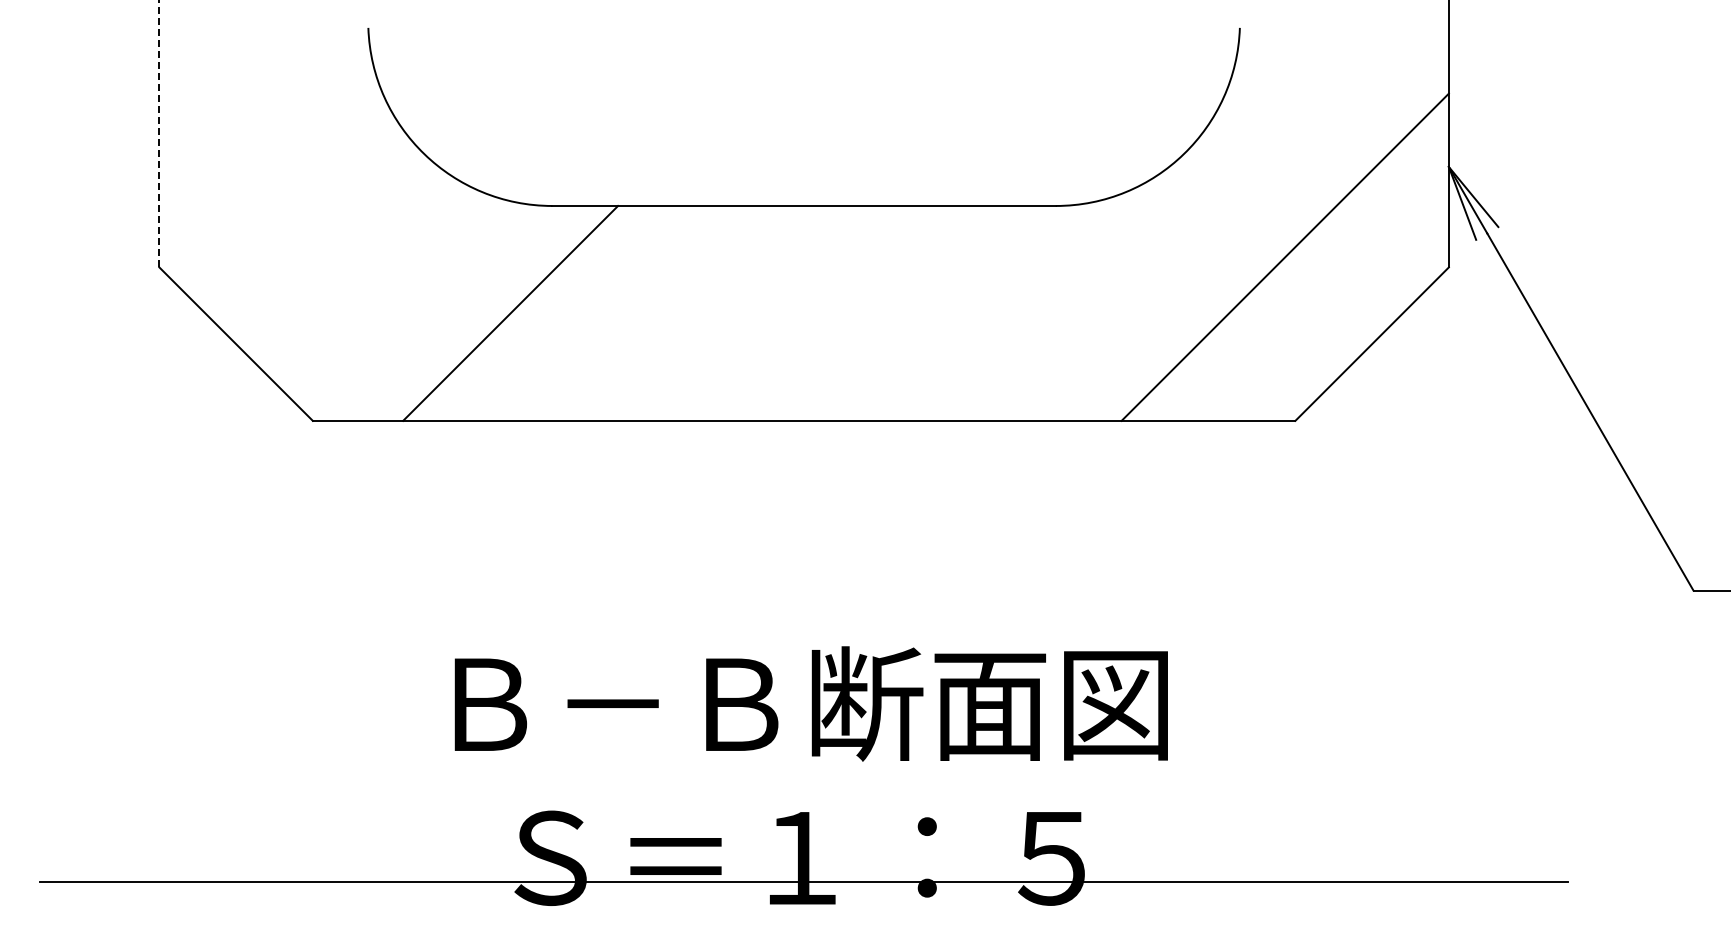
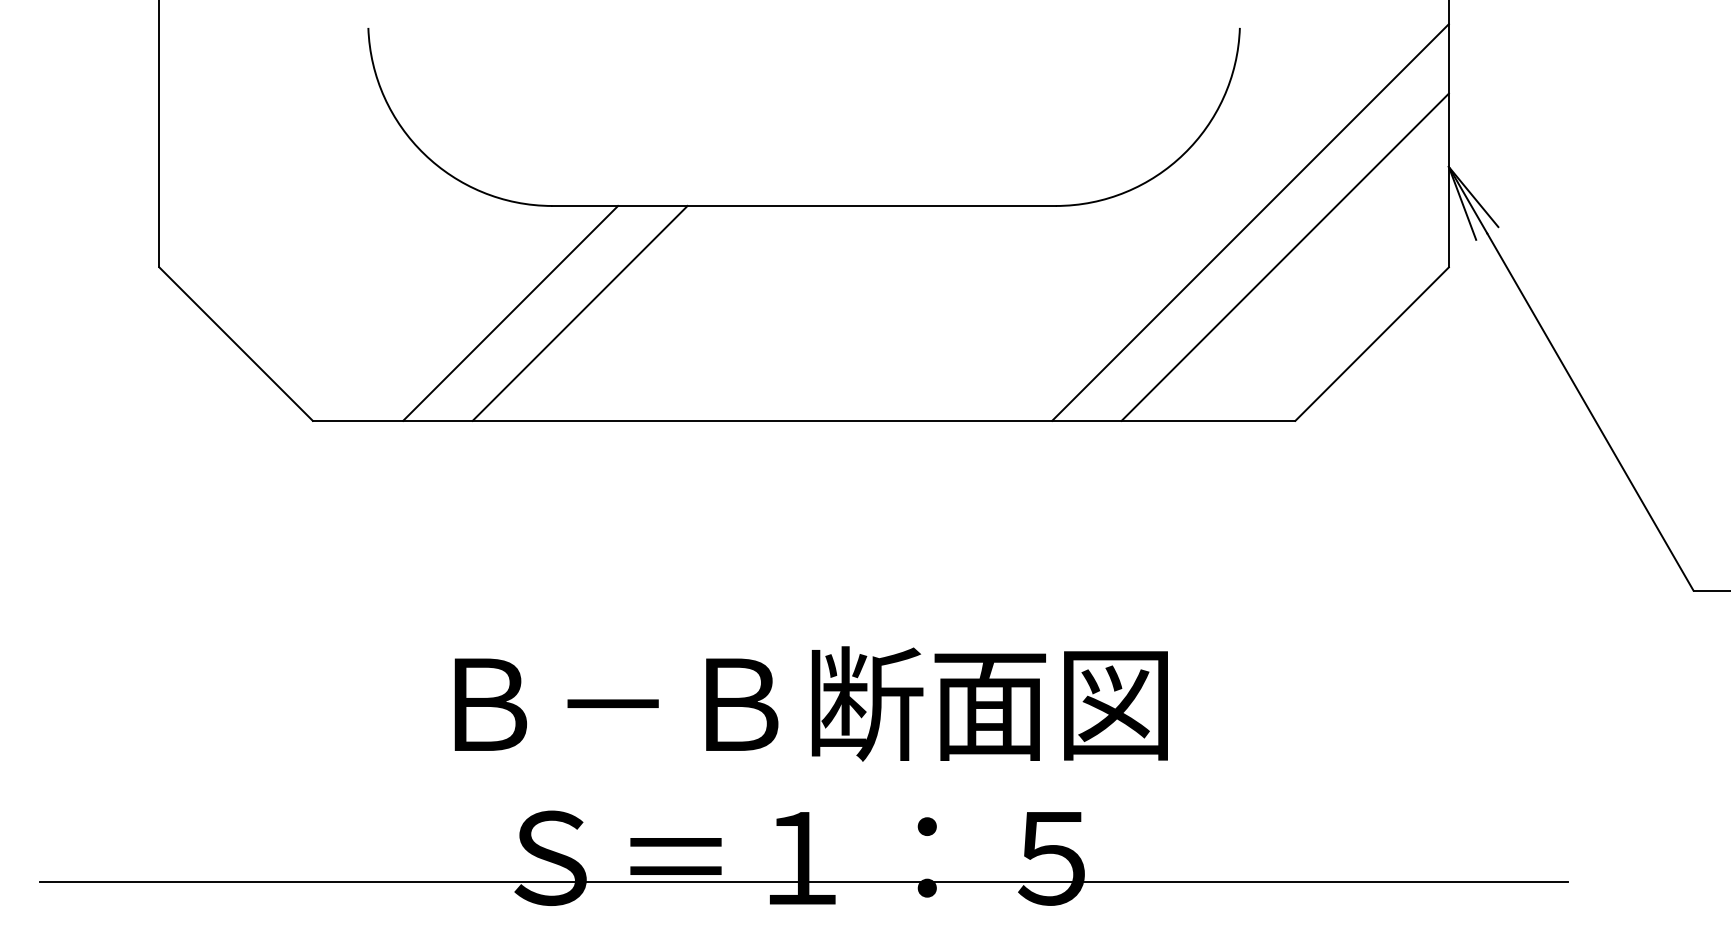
line: dashed -> solid (159, 133)
line: none -> present (1250, 222)
line: none -> present (579, 312)
